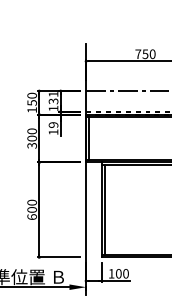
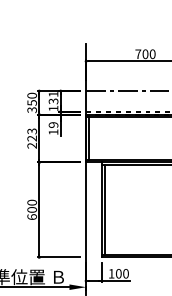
text: 750 -> 700 (145, 53)
text: 150 -> 350 (31, 110)
text: 300 -> 223 (31, 138)
